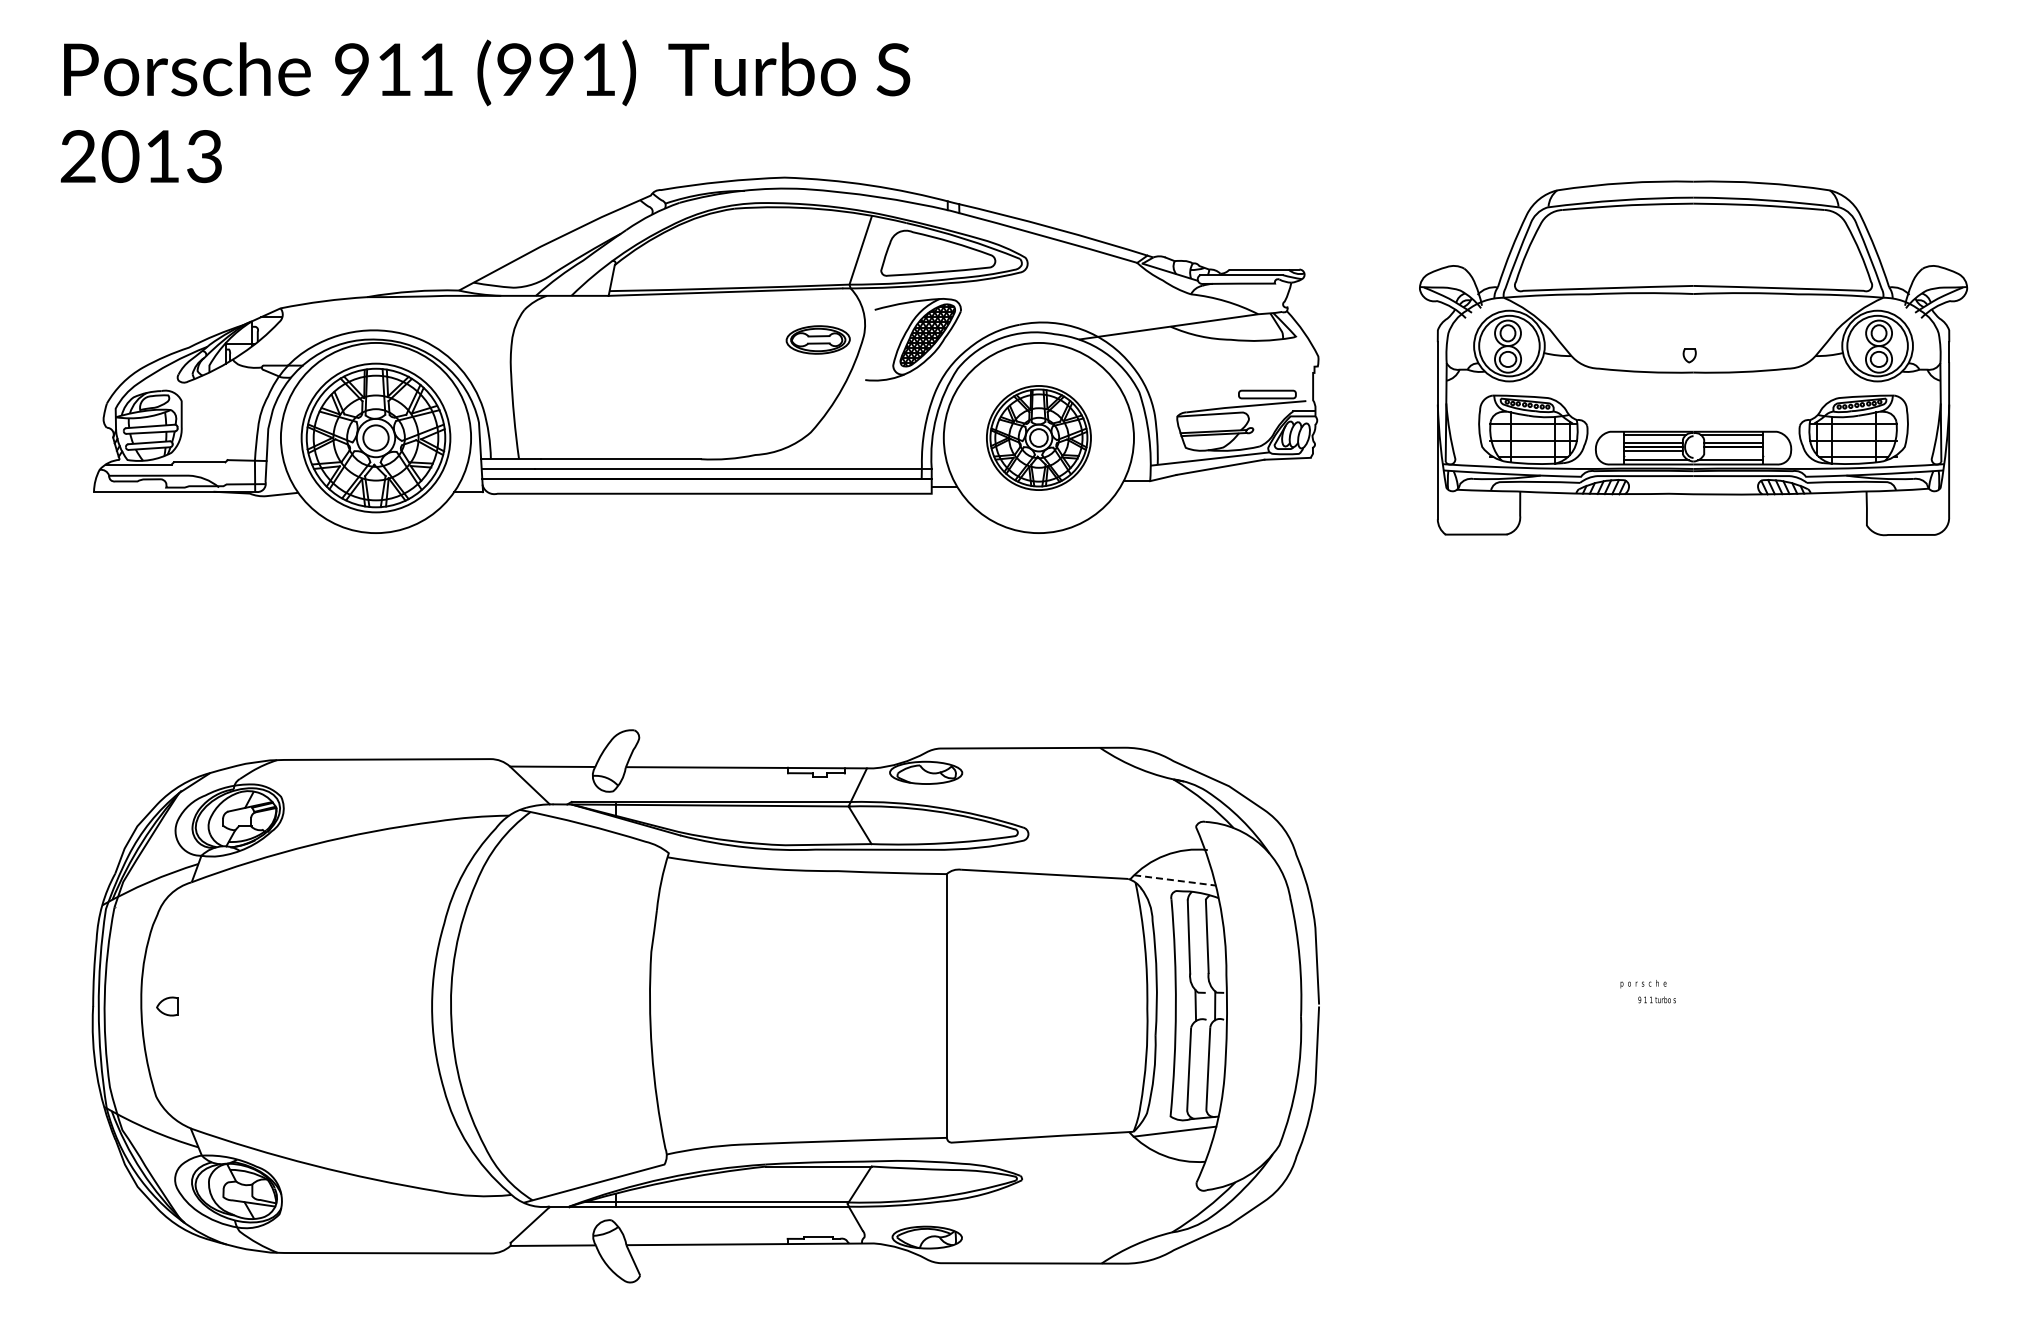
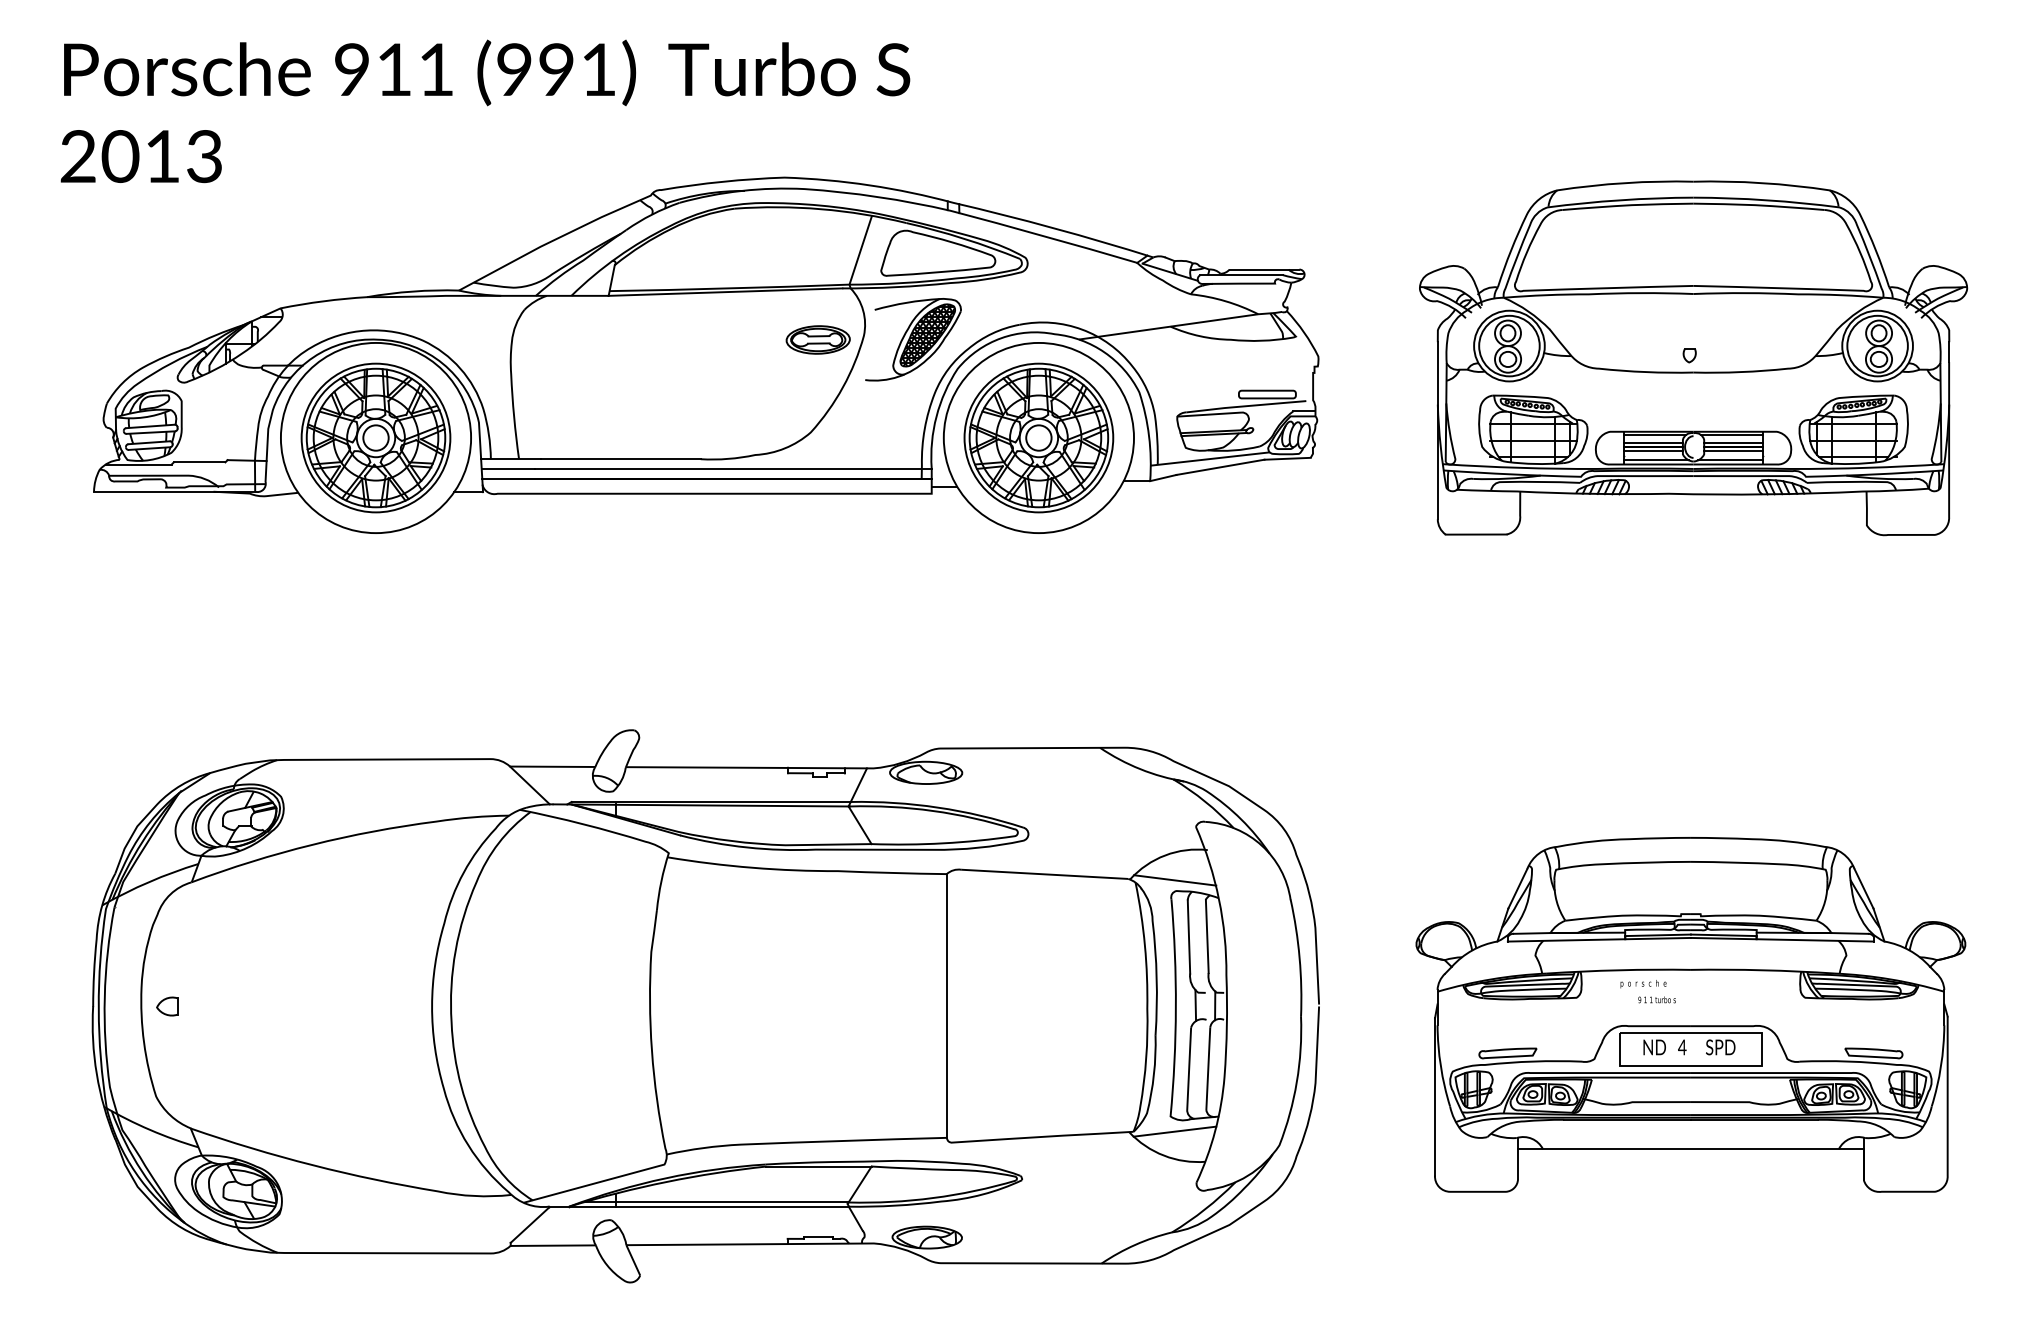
part size: 106x106 px -> 152x152 px (1038, 437)
line: none -> present (1733, 451)
line: dashed -> solid (1175, 880)
part: none -> present (1690, 1014)
